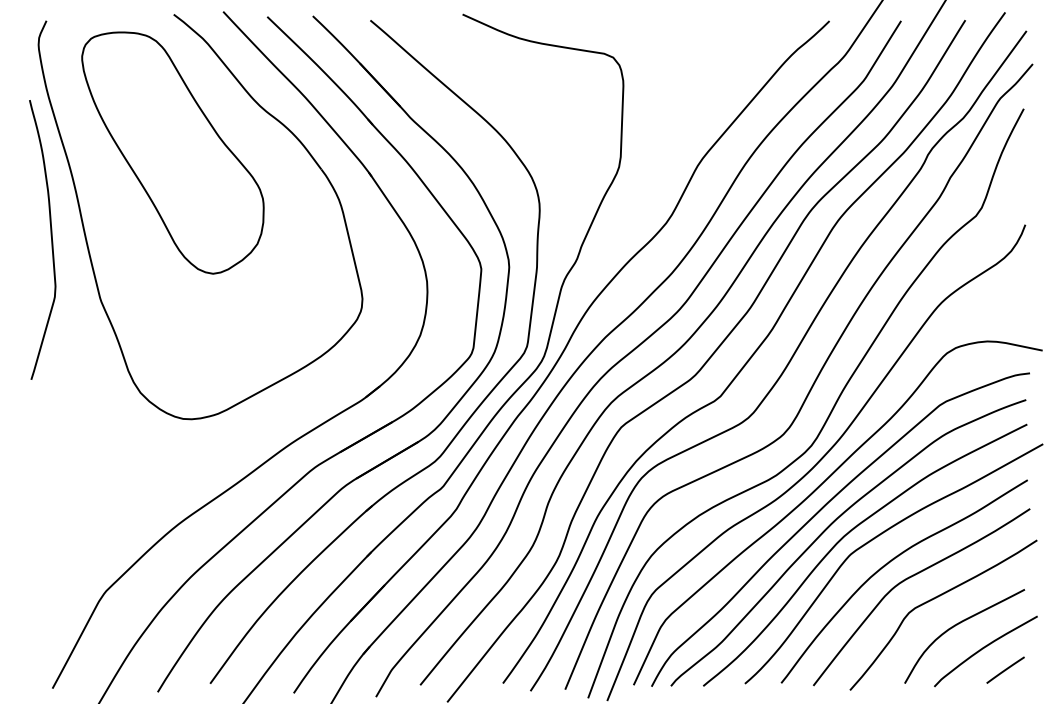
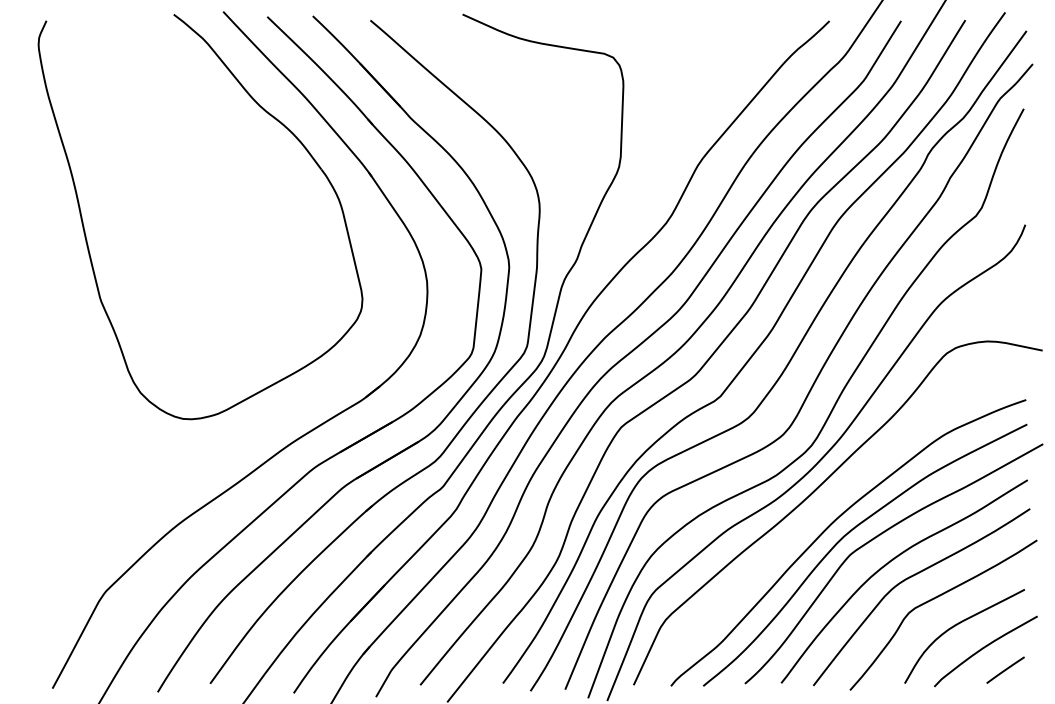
part: present -> none (172, 152)
curve: present -> none (50, 236)
curve: present -> none (821, 510)
